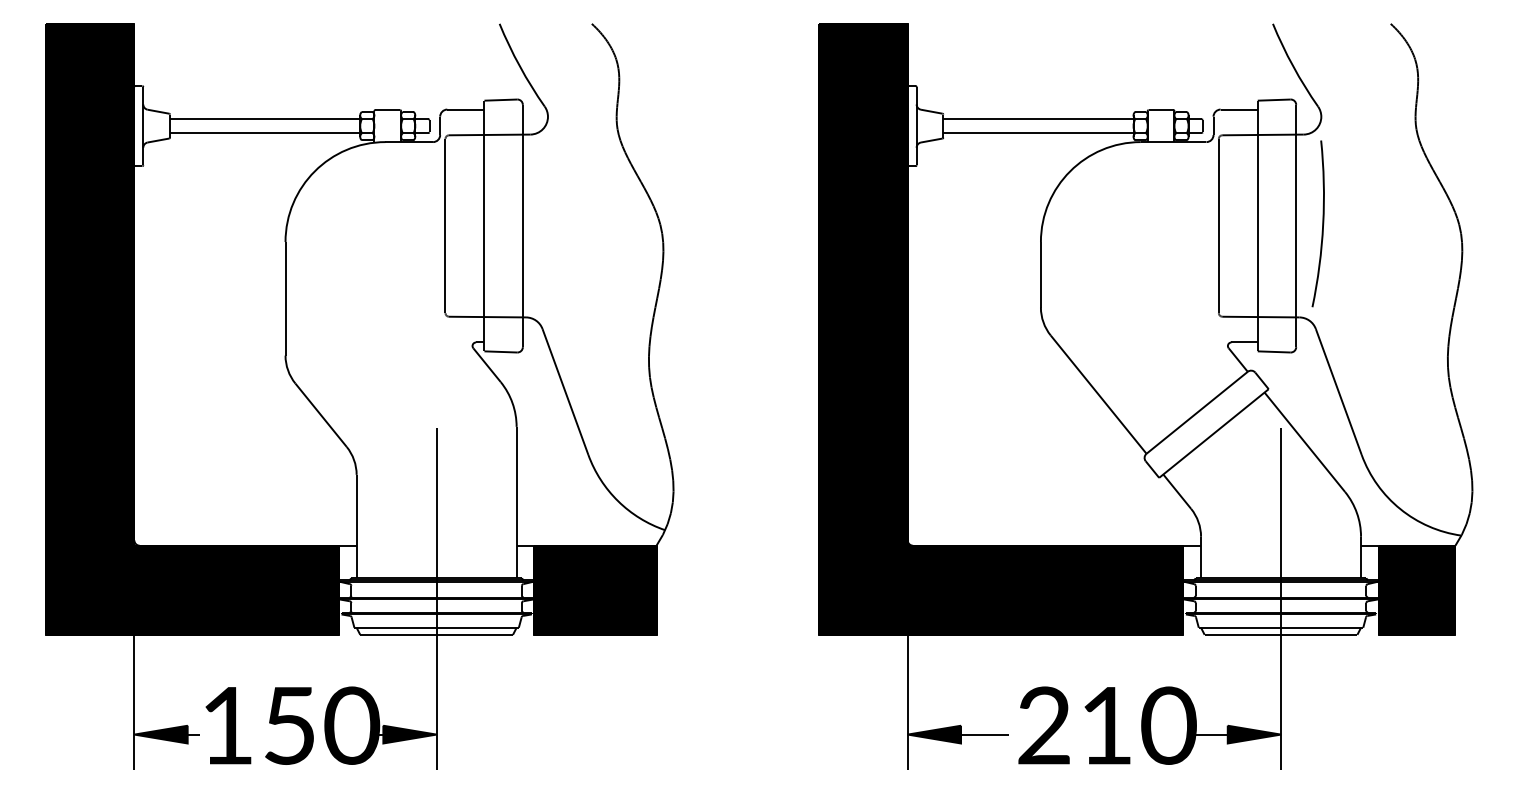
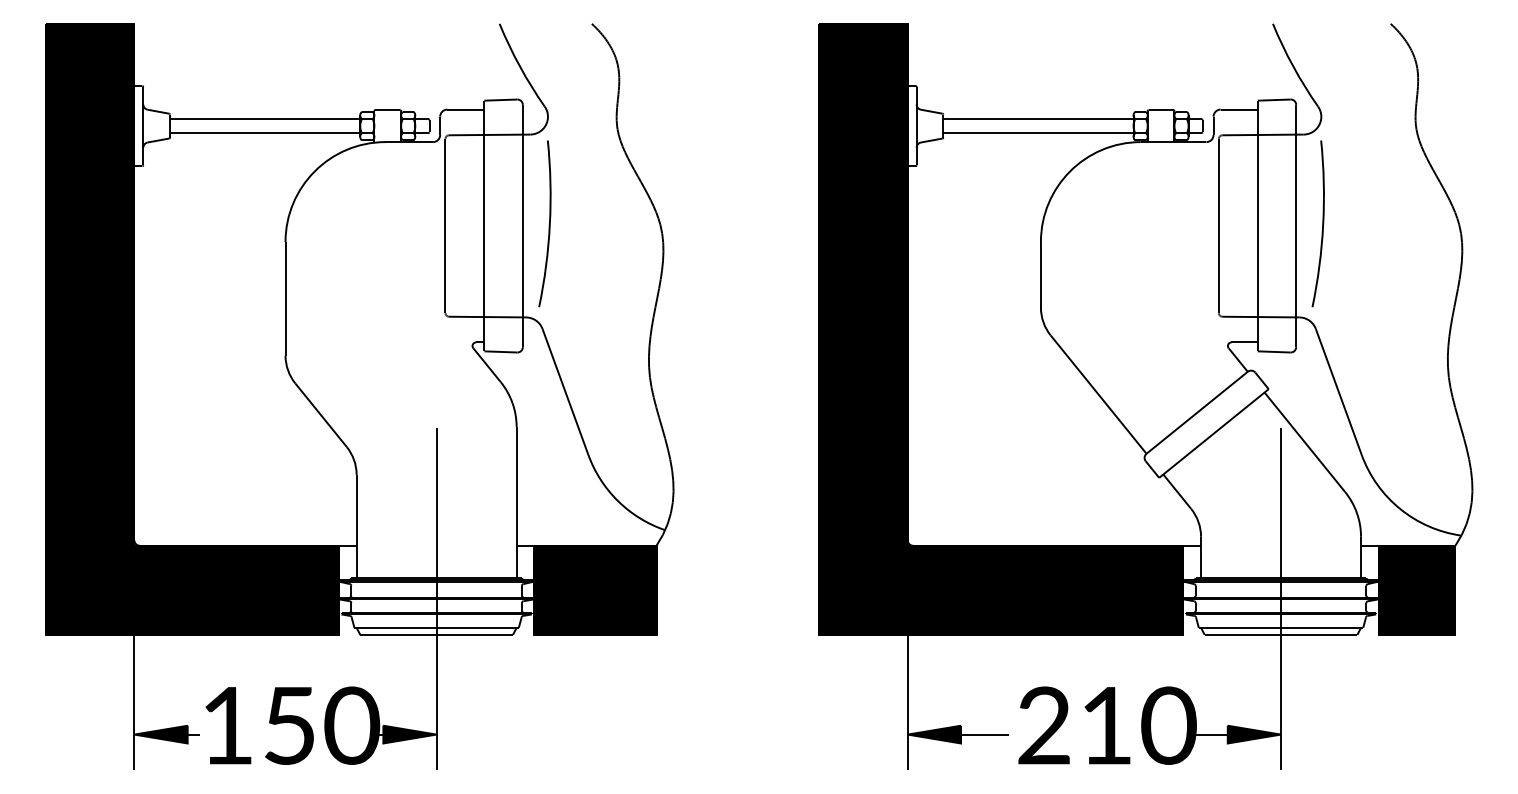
part: none -> present (544, 223)
